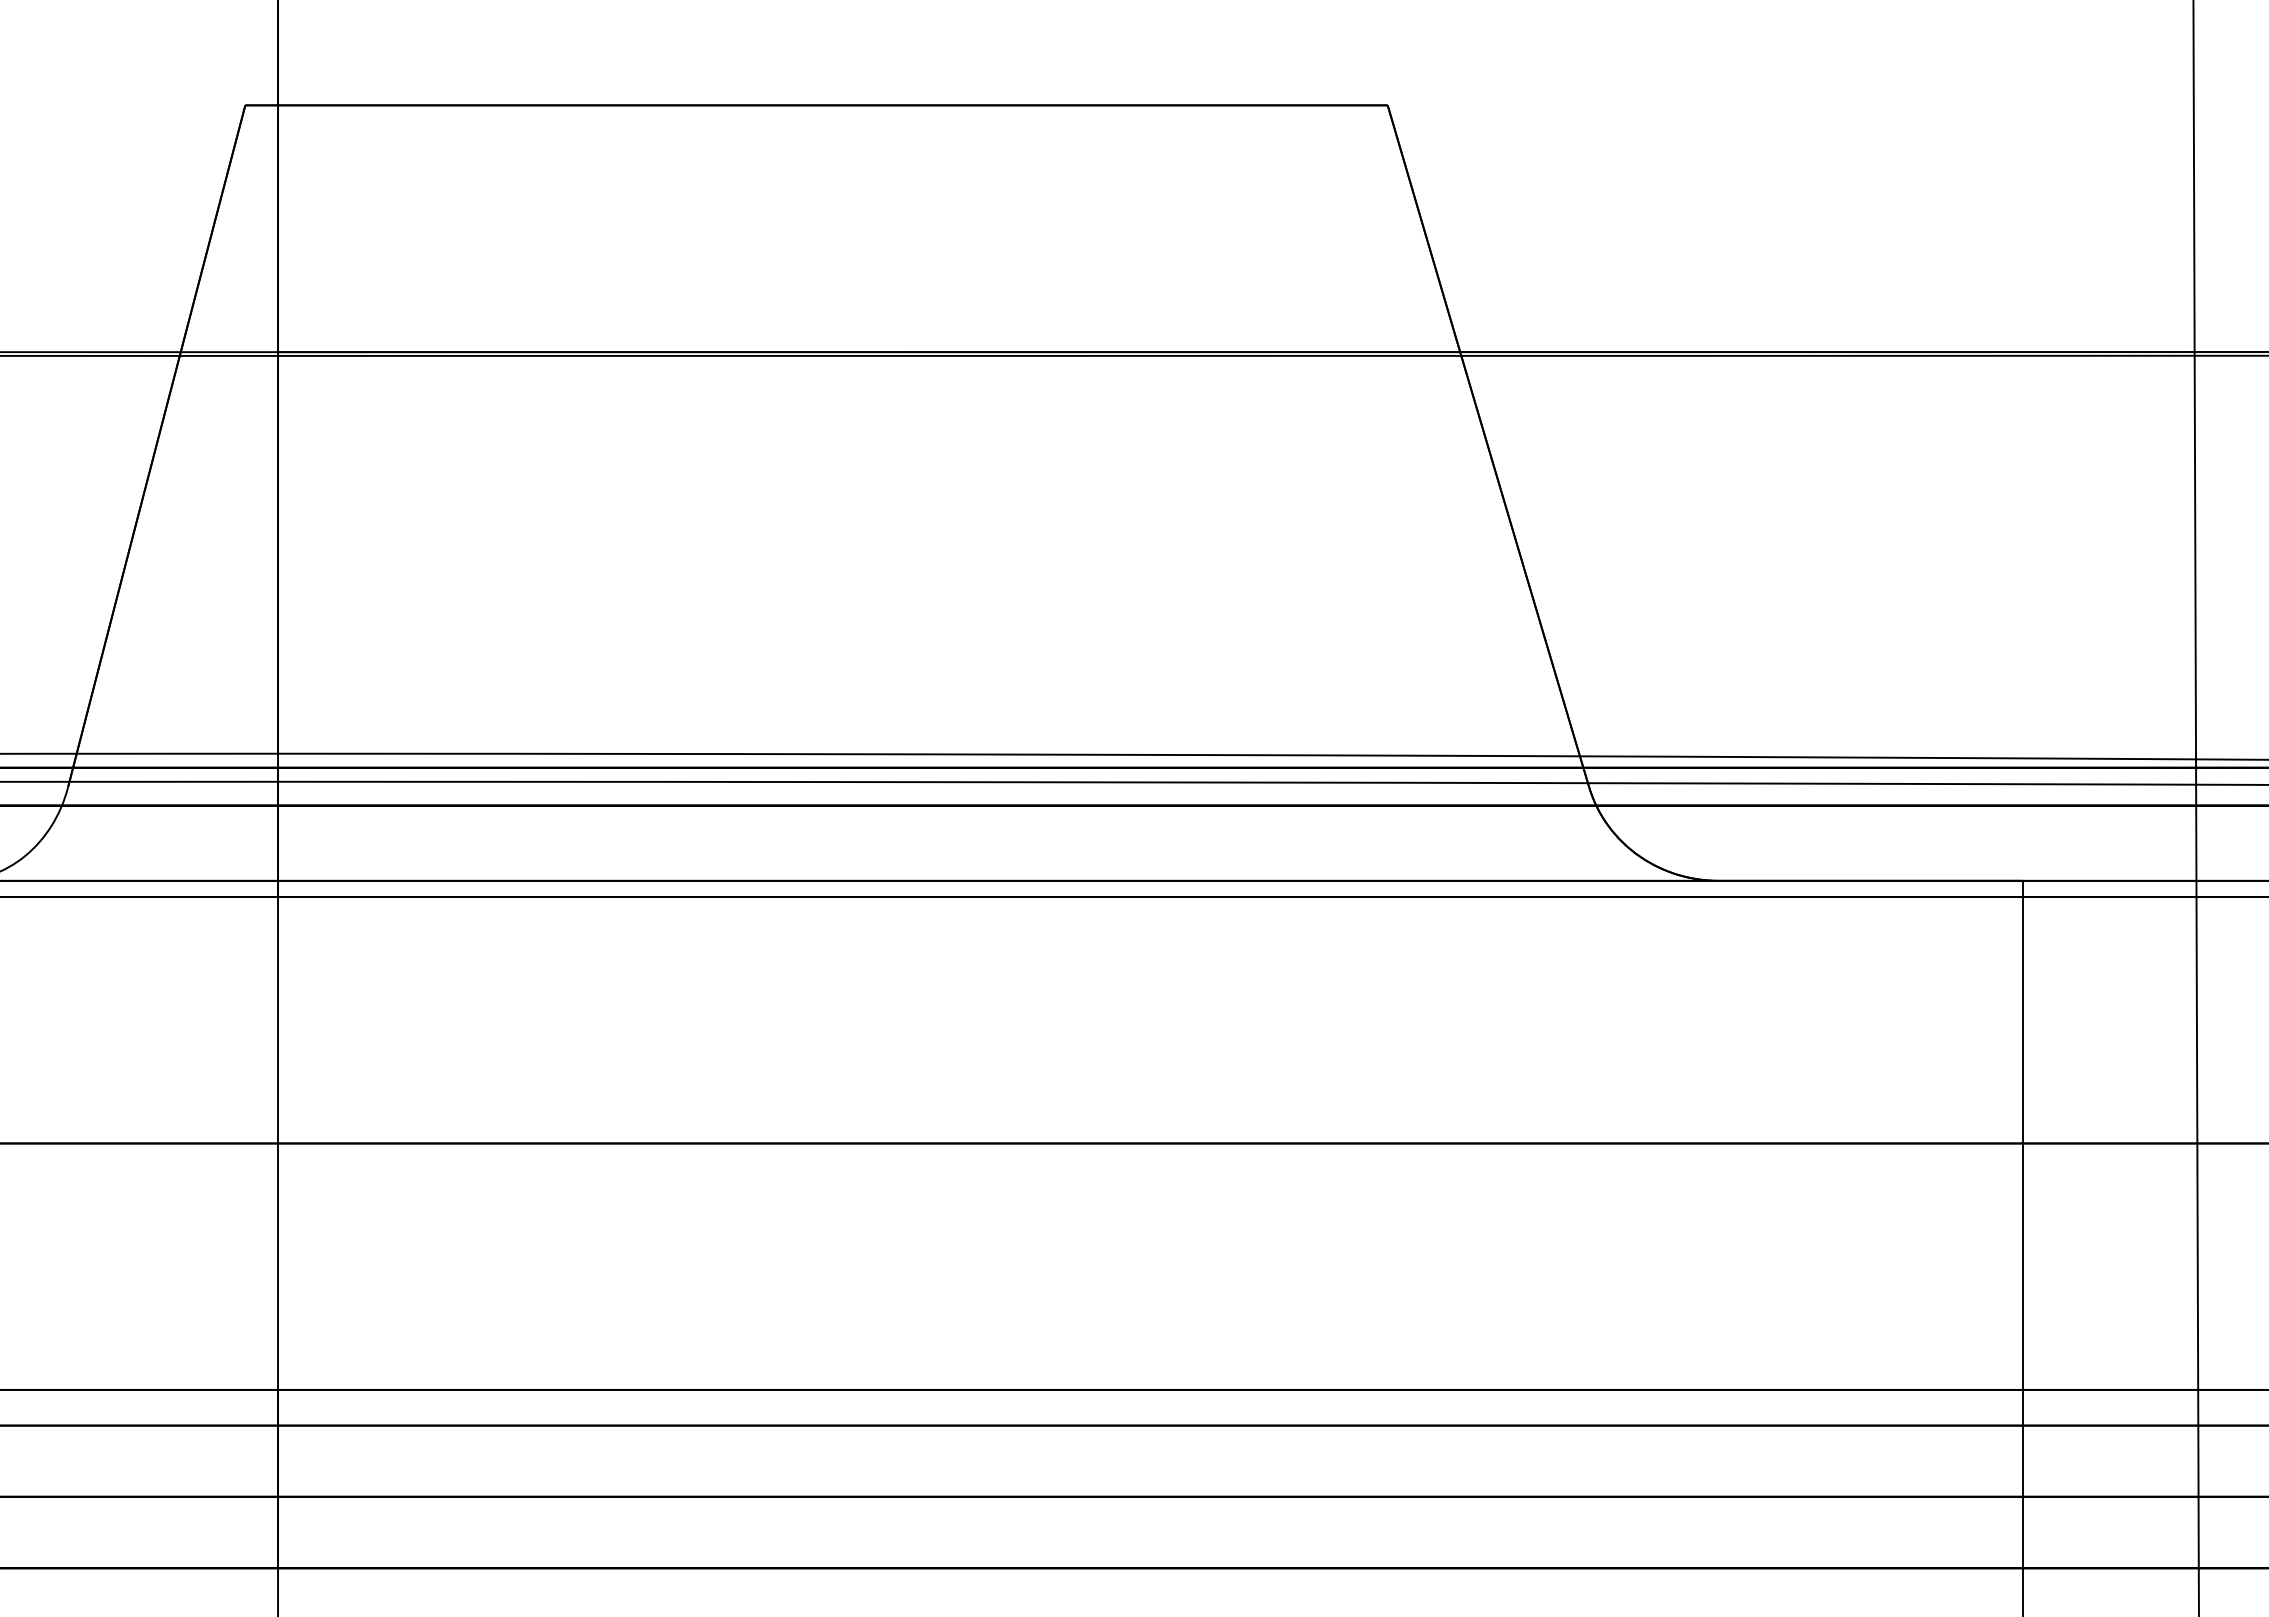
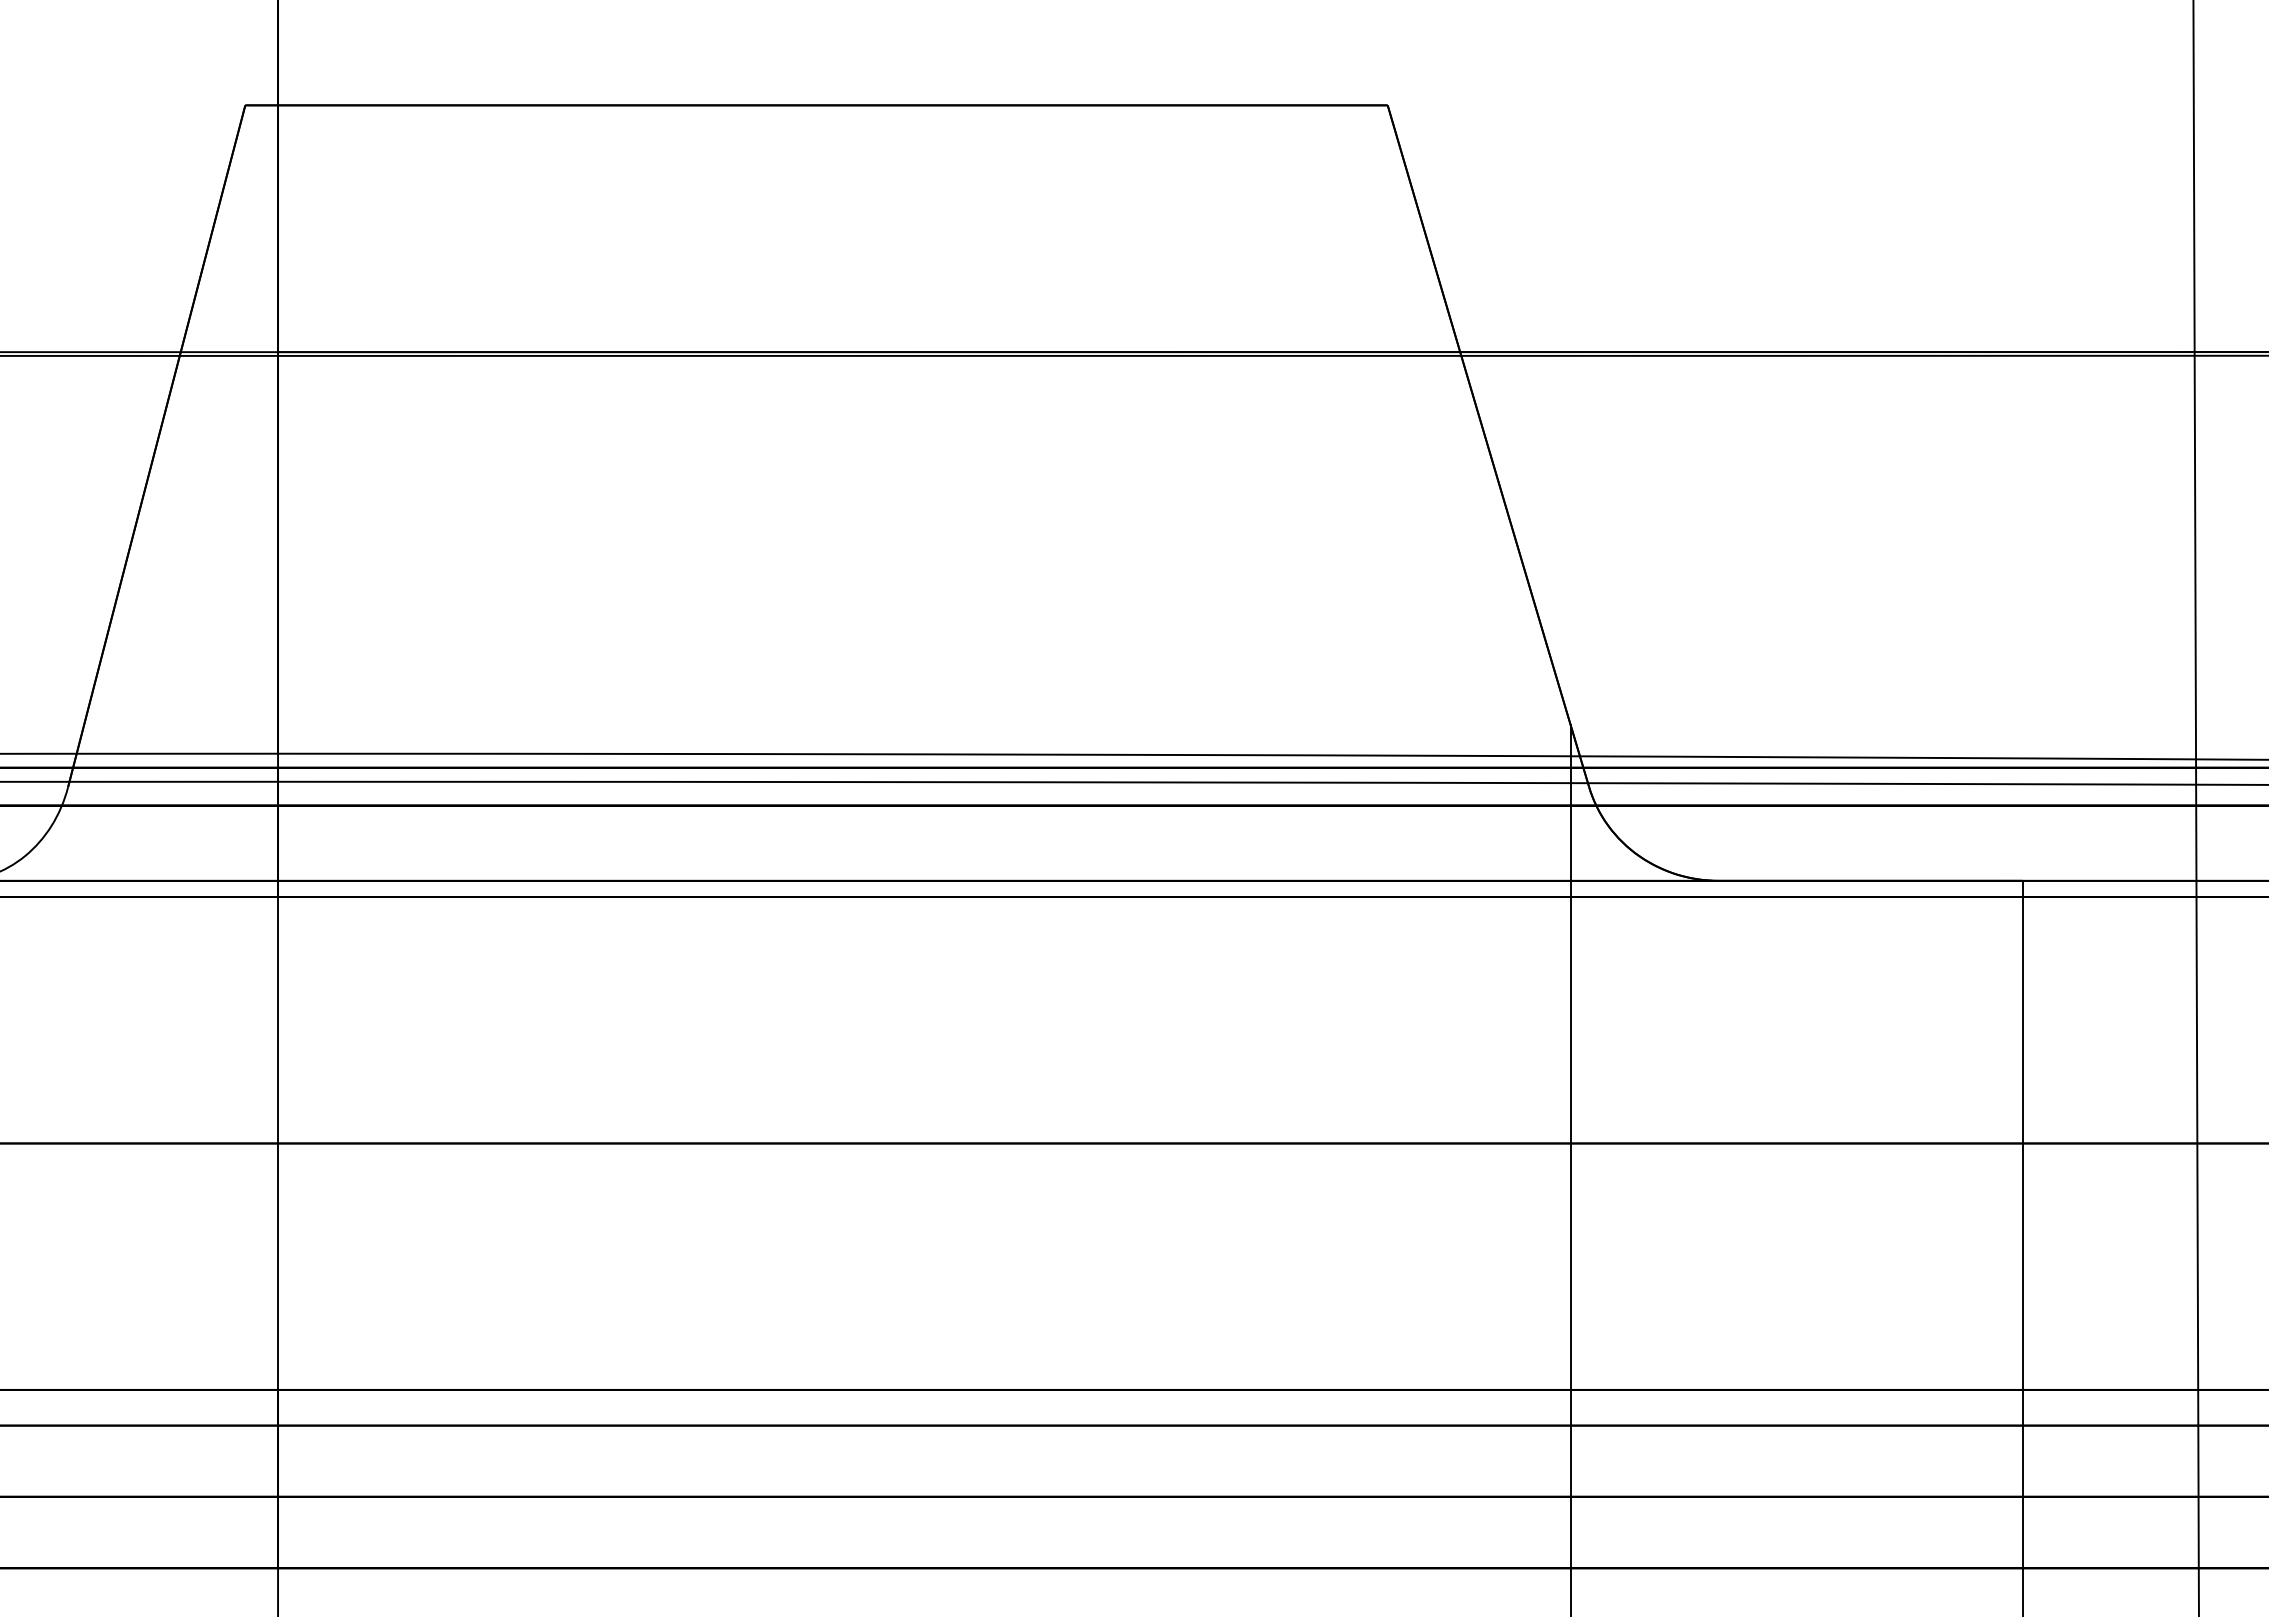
line: none -> present (1570, 1168)
